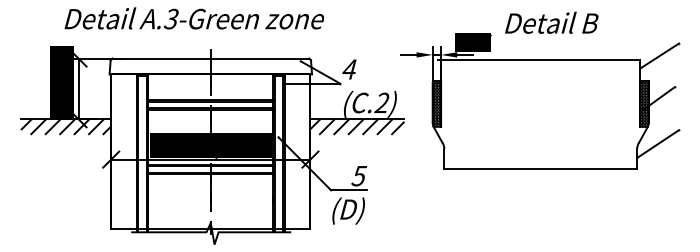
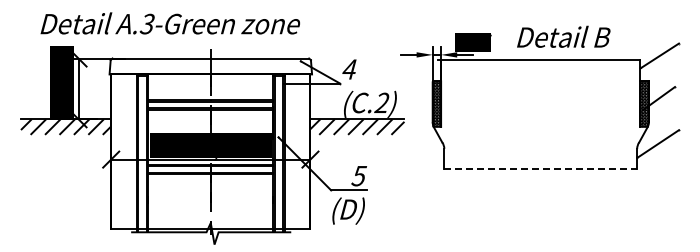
text position: (193, 18) -> (169, 23) (169, 23)
text position: (551, 22) -> (563, 36) (563, 36)
line: solid -> dashed (541, 168)
